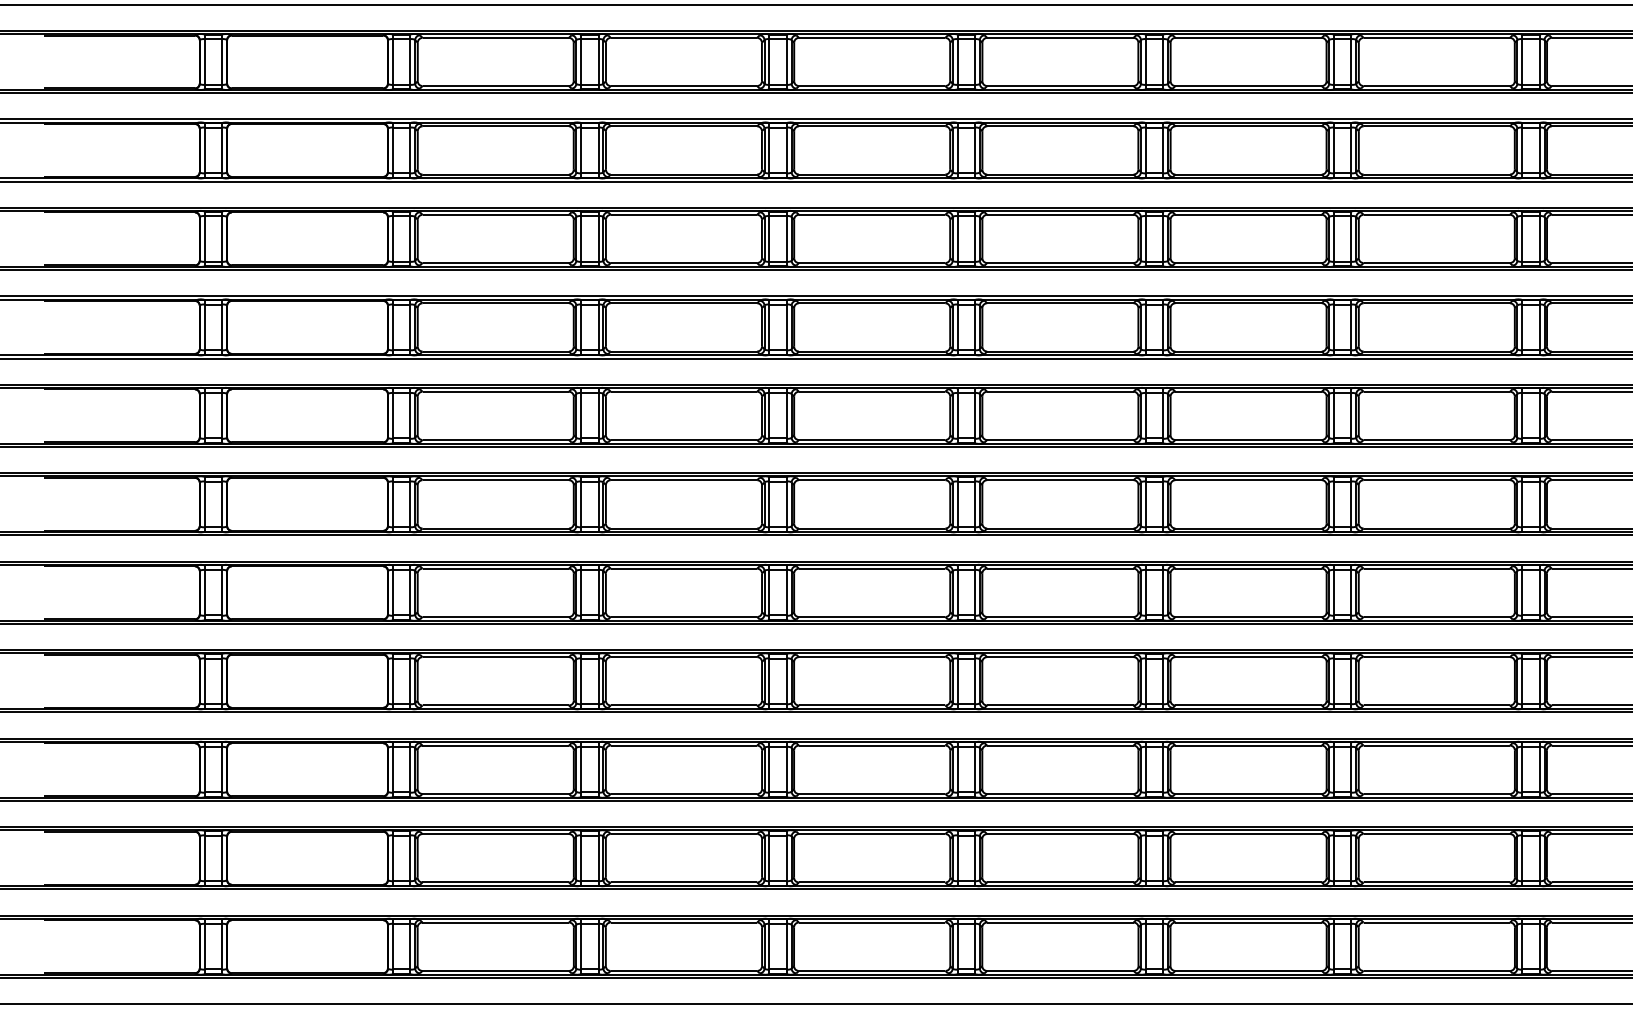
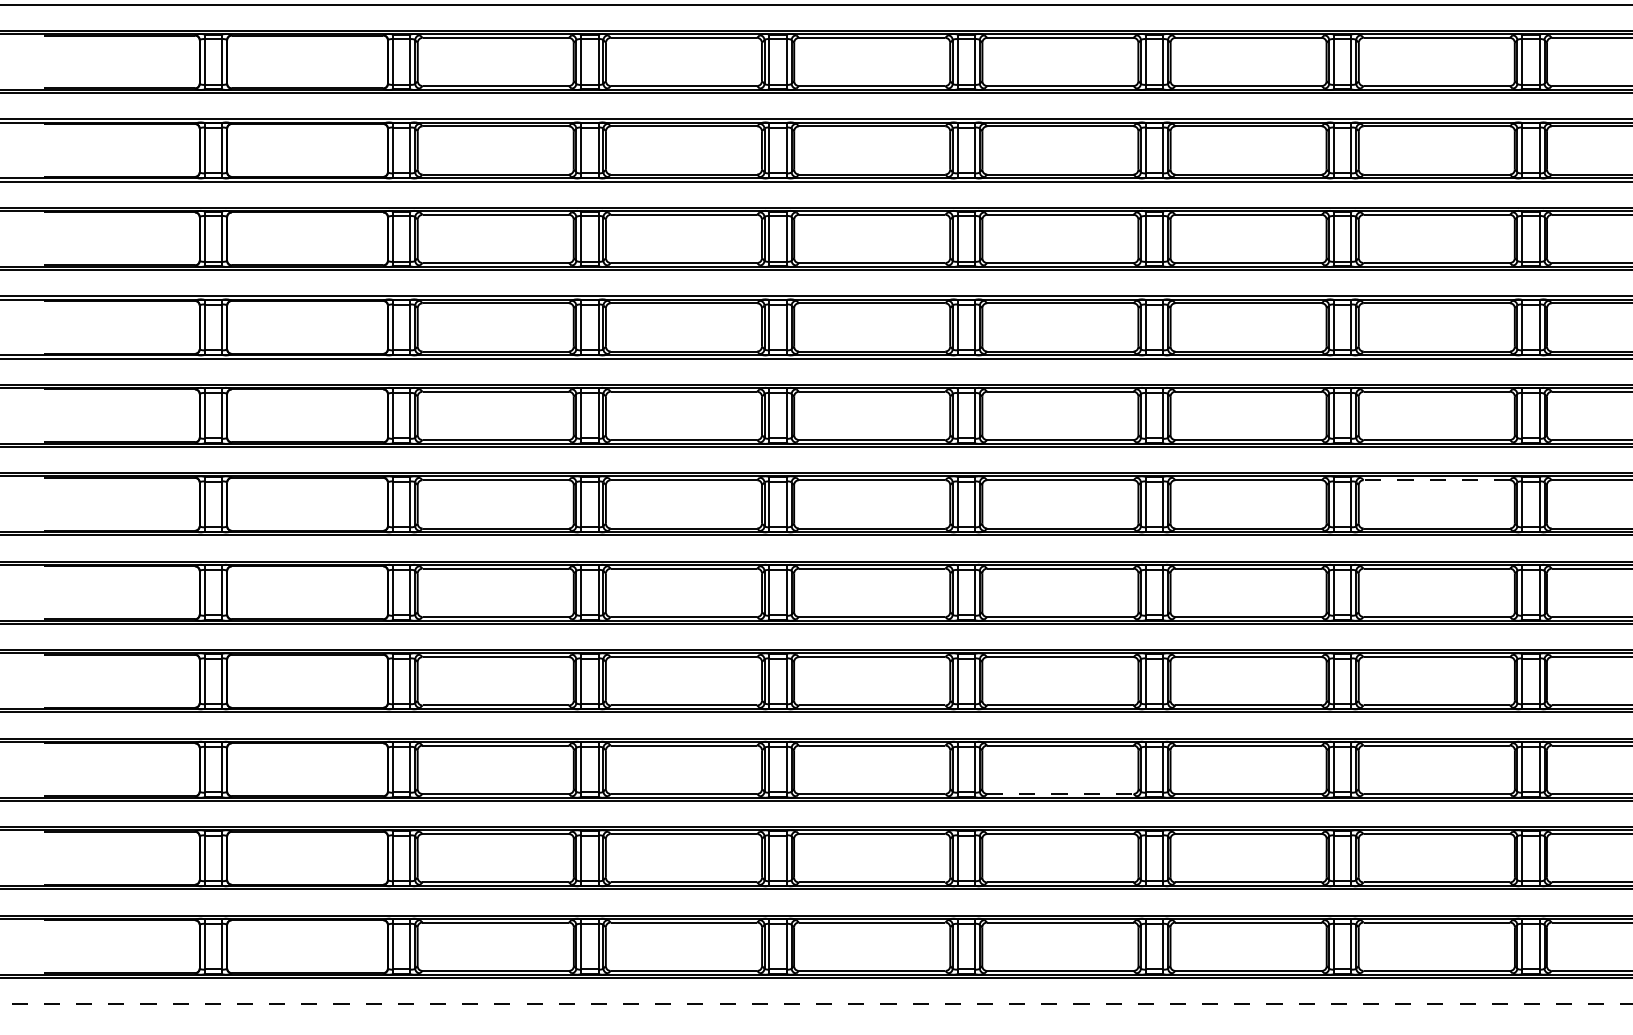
line: solid -> dashed (1436, 480)
line: solid -> dashed (1060, 793)
line: solid -> dashed (816, 1004)
